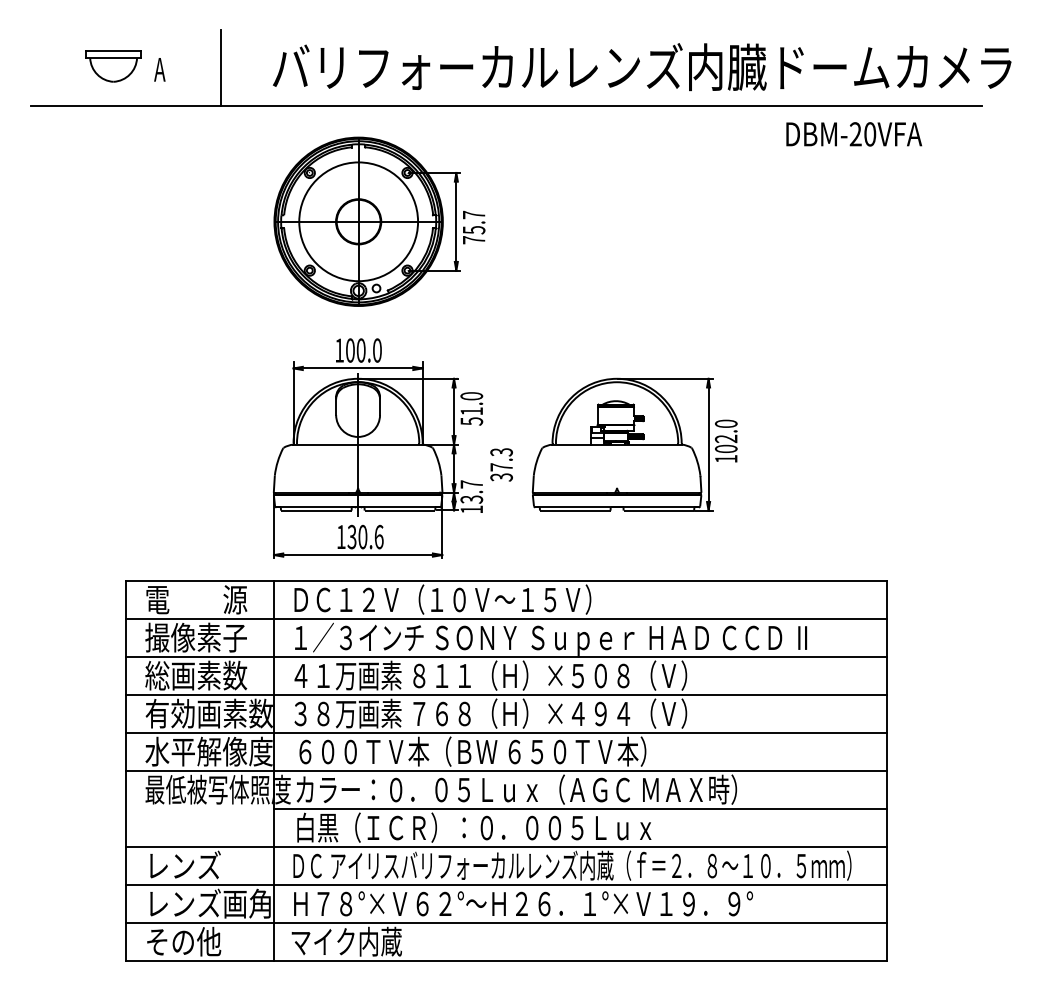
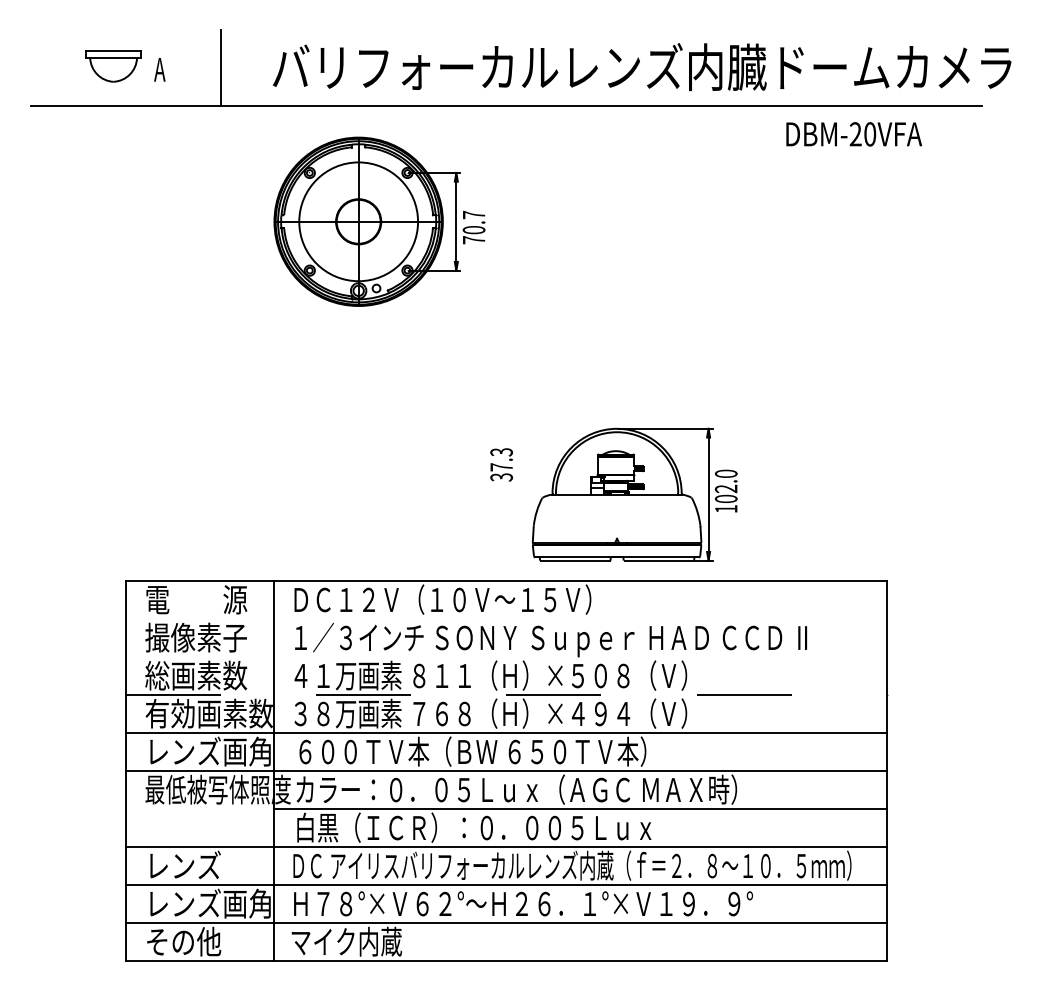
text: 75.7 -> 70.7 (473, 230)
part position: (634, 444) -> (634, 494) (634, 494)
part: present -> none (378, 448)
line: present -> none (506, 619)
line: present -> none (506, 657)
line: solid -> dashed (506, 695)
text: 水平解像度 -> レンズ画角 (208, 751)
